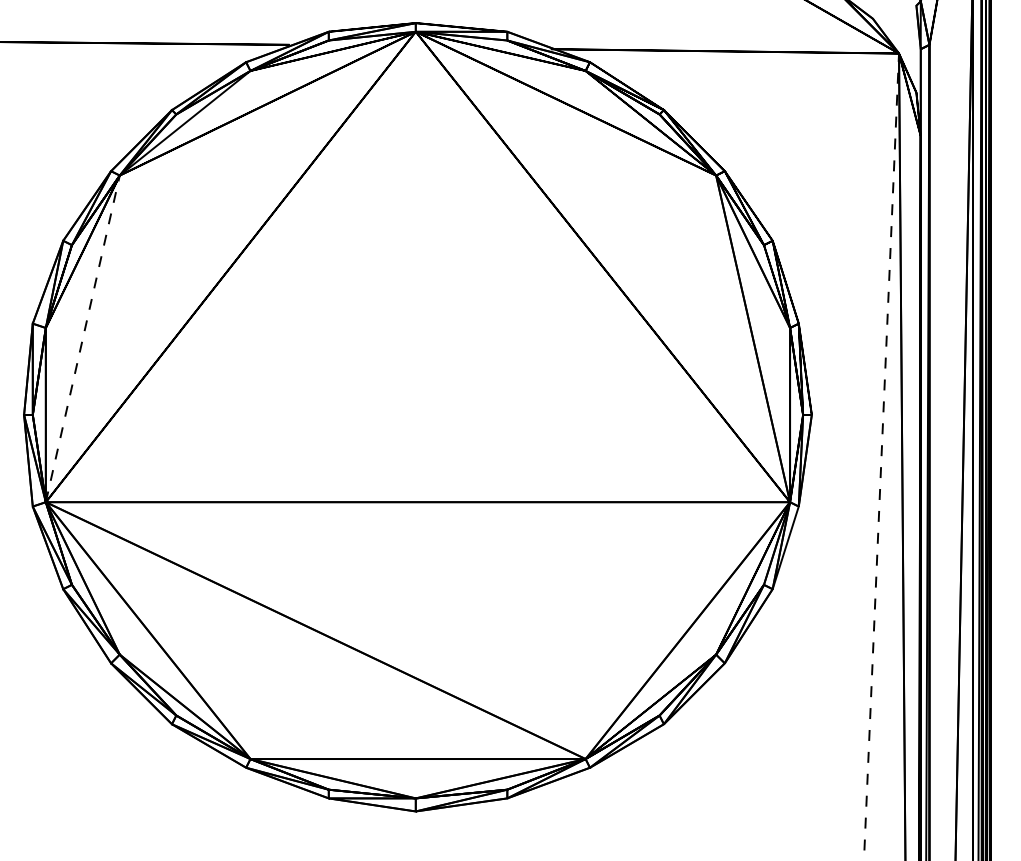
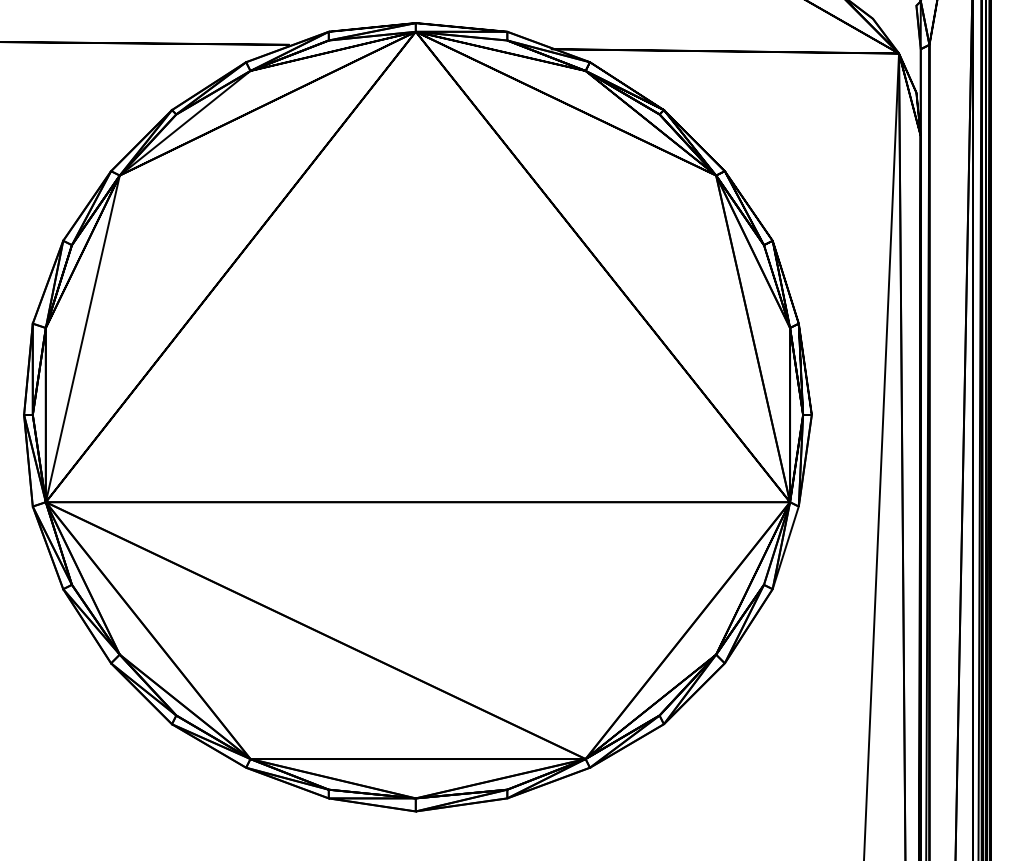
line: dashed -> solid (82, 338)
line: dashed -> solid (881, 457)
